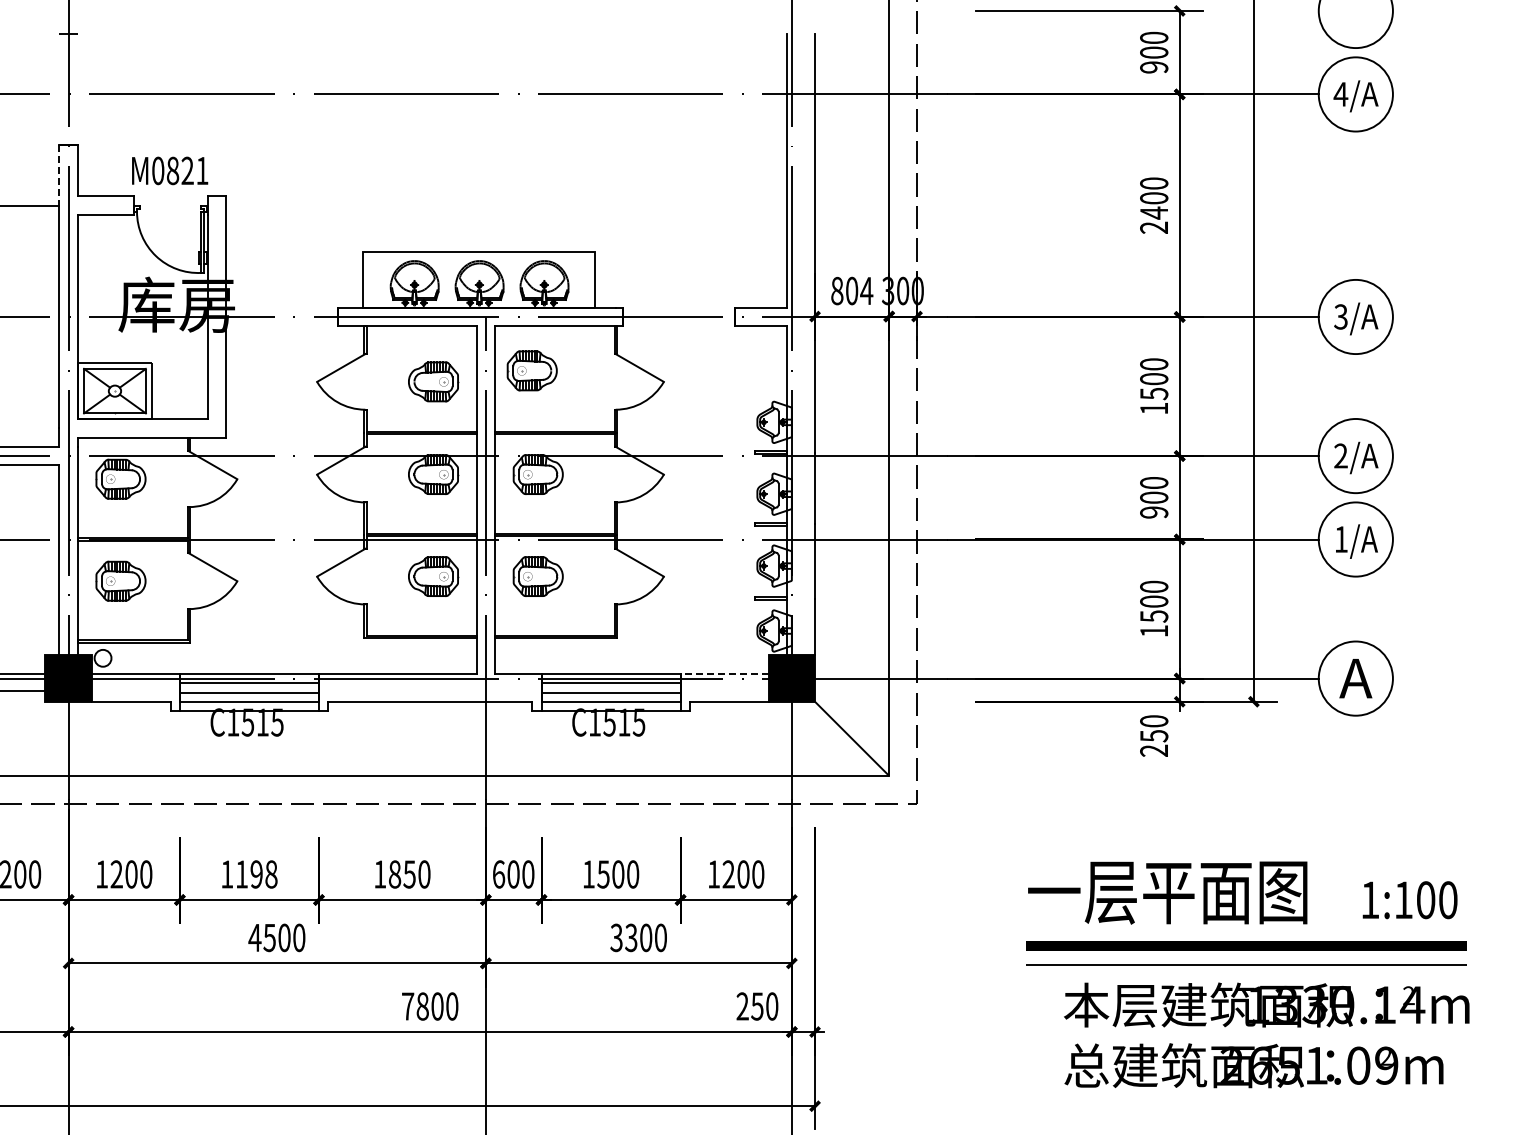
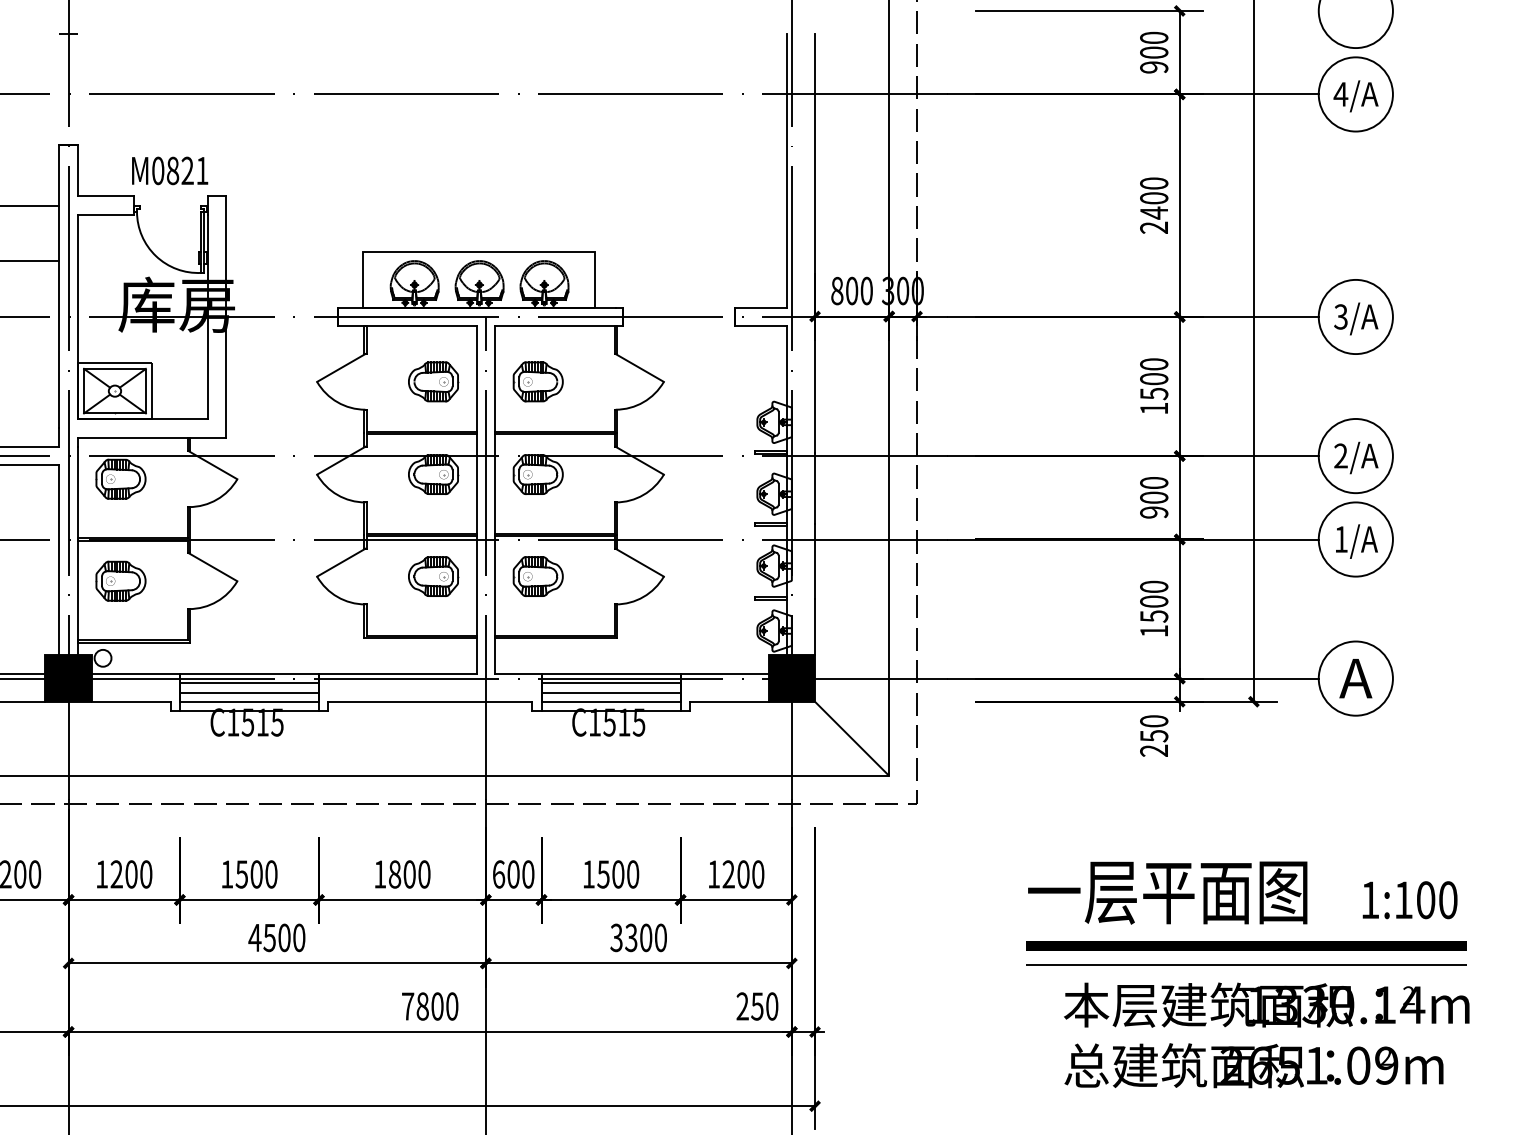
line: dashed -> solid (59, 176)
line: none -> present (30, 261)
text: 804 -> 800 (866, 290)
part position: (531, 370) -> (537, 381) (537, 381)
line: dashed -> solid (724, 673)
line position: (23, 690) -> (23, 701) (23, 701)
text: 1198 -> 1500 (256, 874)
text: 1850 -> 1800 (409, 874)
